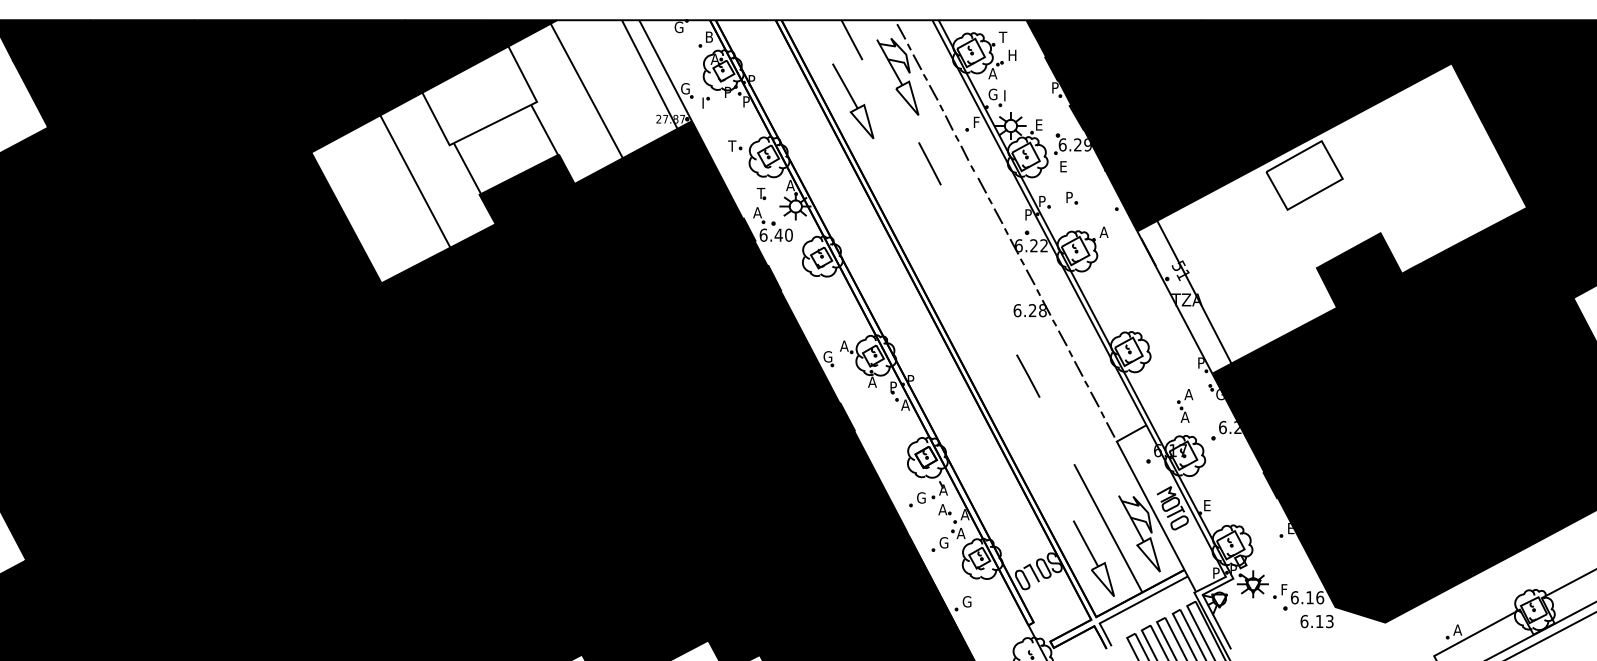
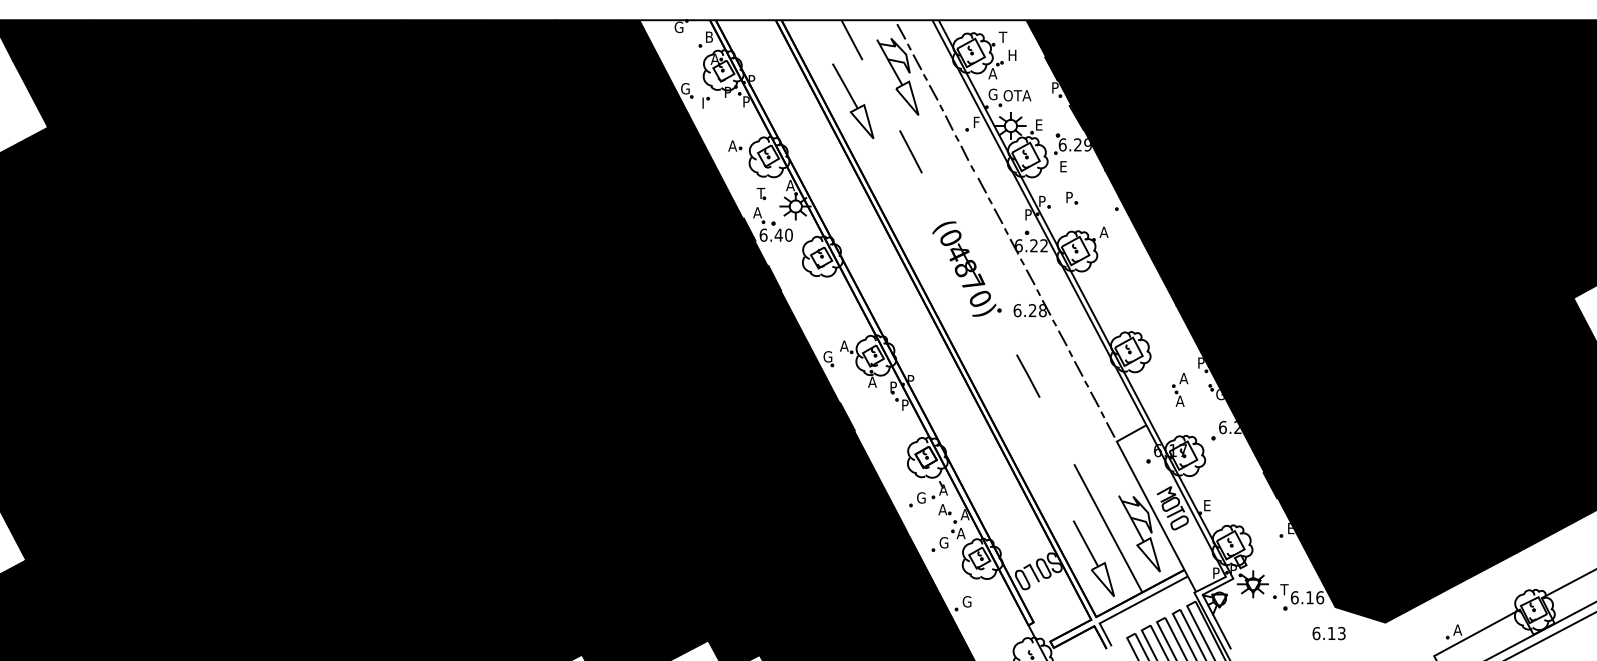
text: I -> OTA (1017, 95)
text: T -> A (732, 145)
fill: none -> present (501, 151)
line position: (929, 163) -> (910, 151) (910, 151)
fill: none -> present (1332, 218)
part: none -> present (966, 268)
text: A -> P (905, 404)
part position: (1185, 405) -> (1180, 389) (1180, 389)
text: F -> T (1284, 589)
text position: (1316, 621) -> (1328, 633) (1328, 633)
